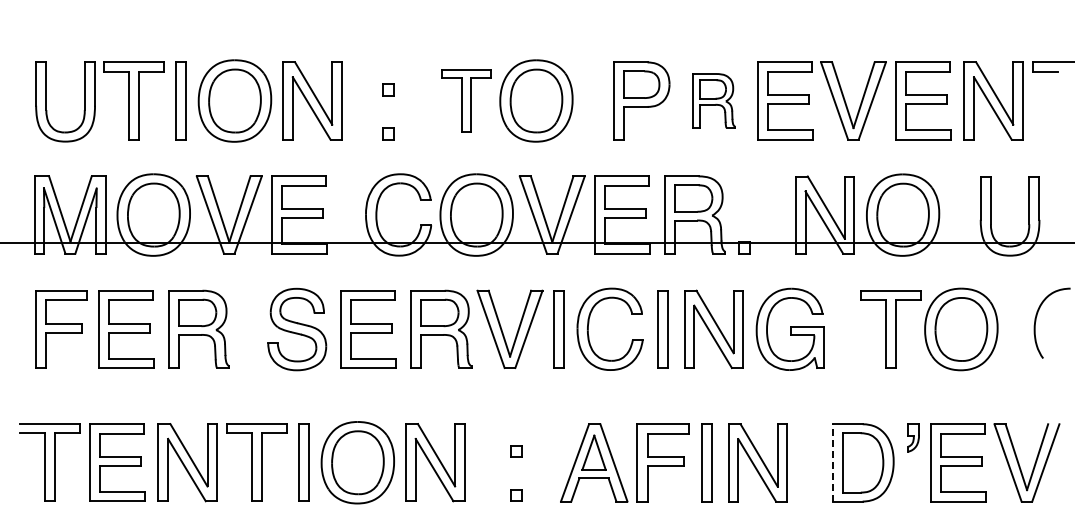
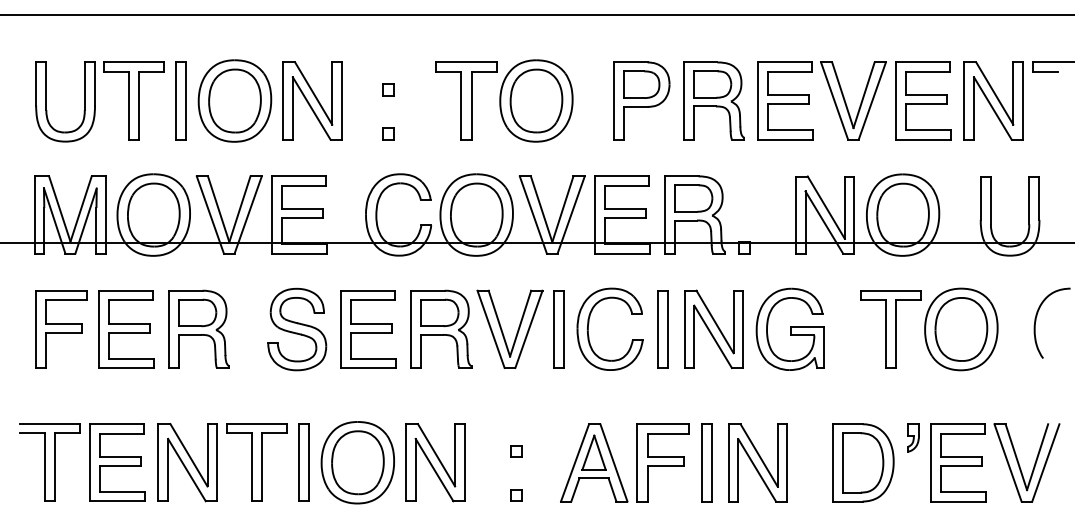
line: none -> present (536, 15)
part size: 51x64 px -> 63x80 px (466, 100)
part size: 44x56 px -> 62x80 px (713, 100)
line: dashed -> solid (832, 462)
